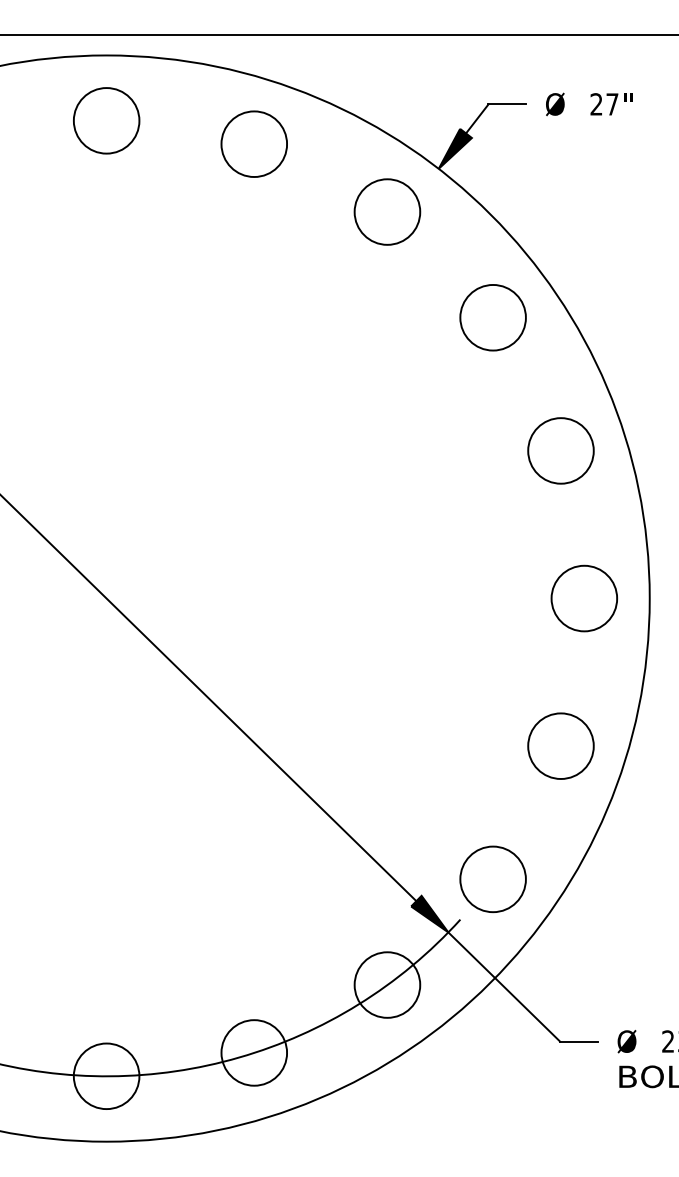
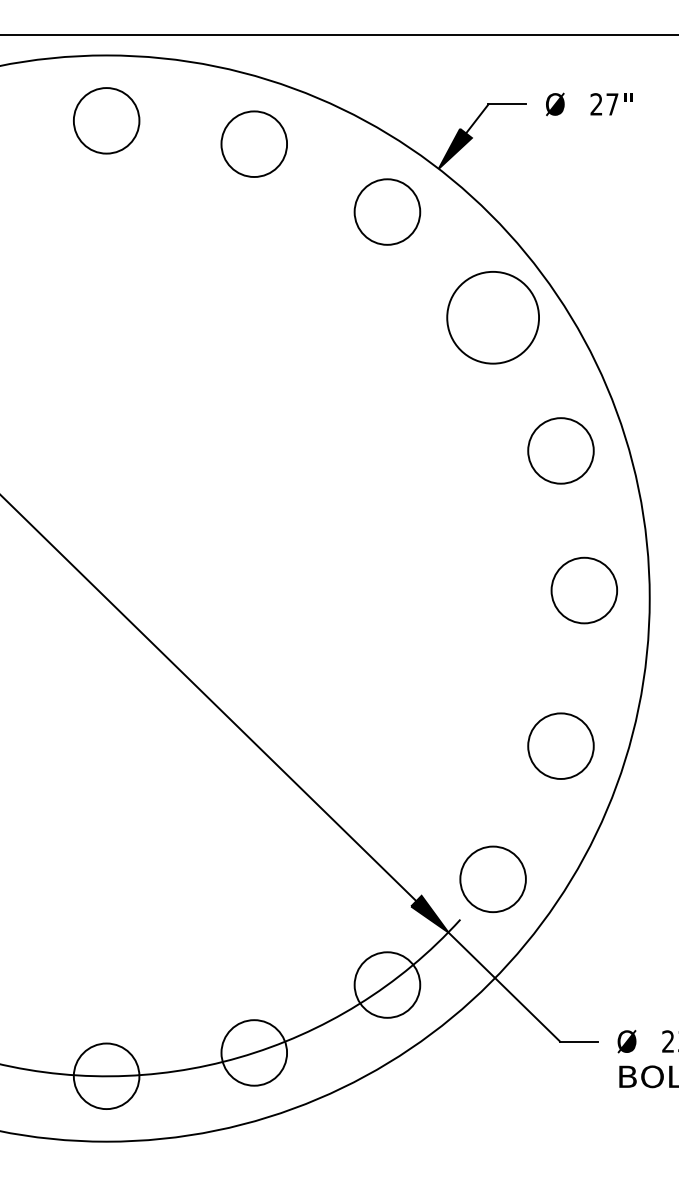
circle diameter: 66 px -> 92 px (493, 317)
circle position: (583, 598) -> (583, 590) (583, 590)
